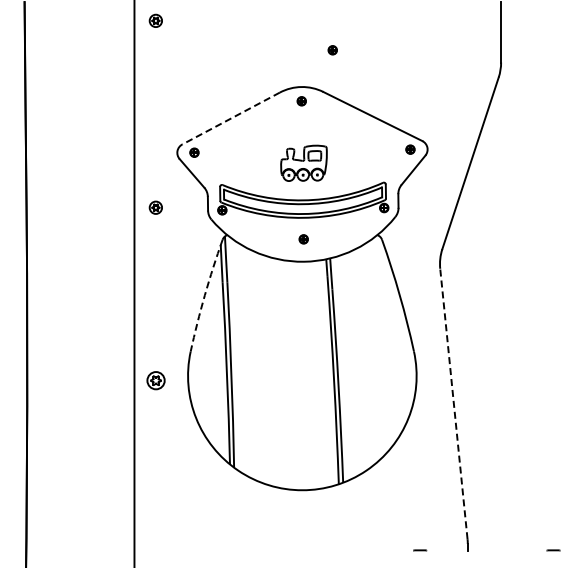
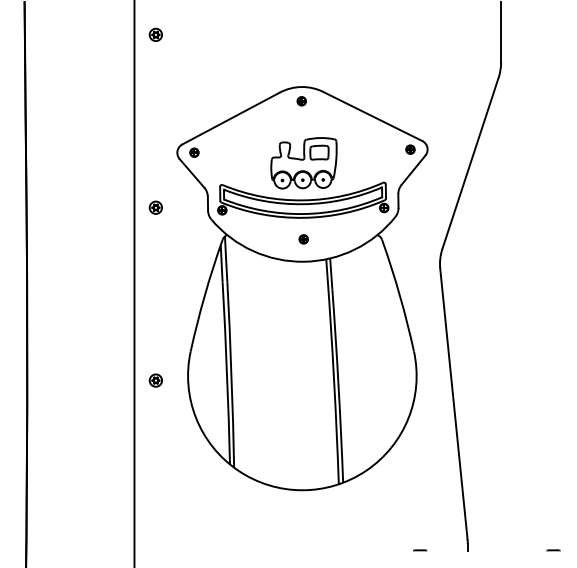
part position: (155, 20) -> (155, 34) (155, 34)
part: present -> none (332, 50)
line: dashed -> solid (230, 118)
part size: 48x38 px -> 68x53 px (303, 163)
arc: dashed -> solid (204, 295)
part size: 20x20 px -> 15x15 px (155, 380)
line: dashed -> solid (453, 403)
